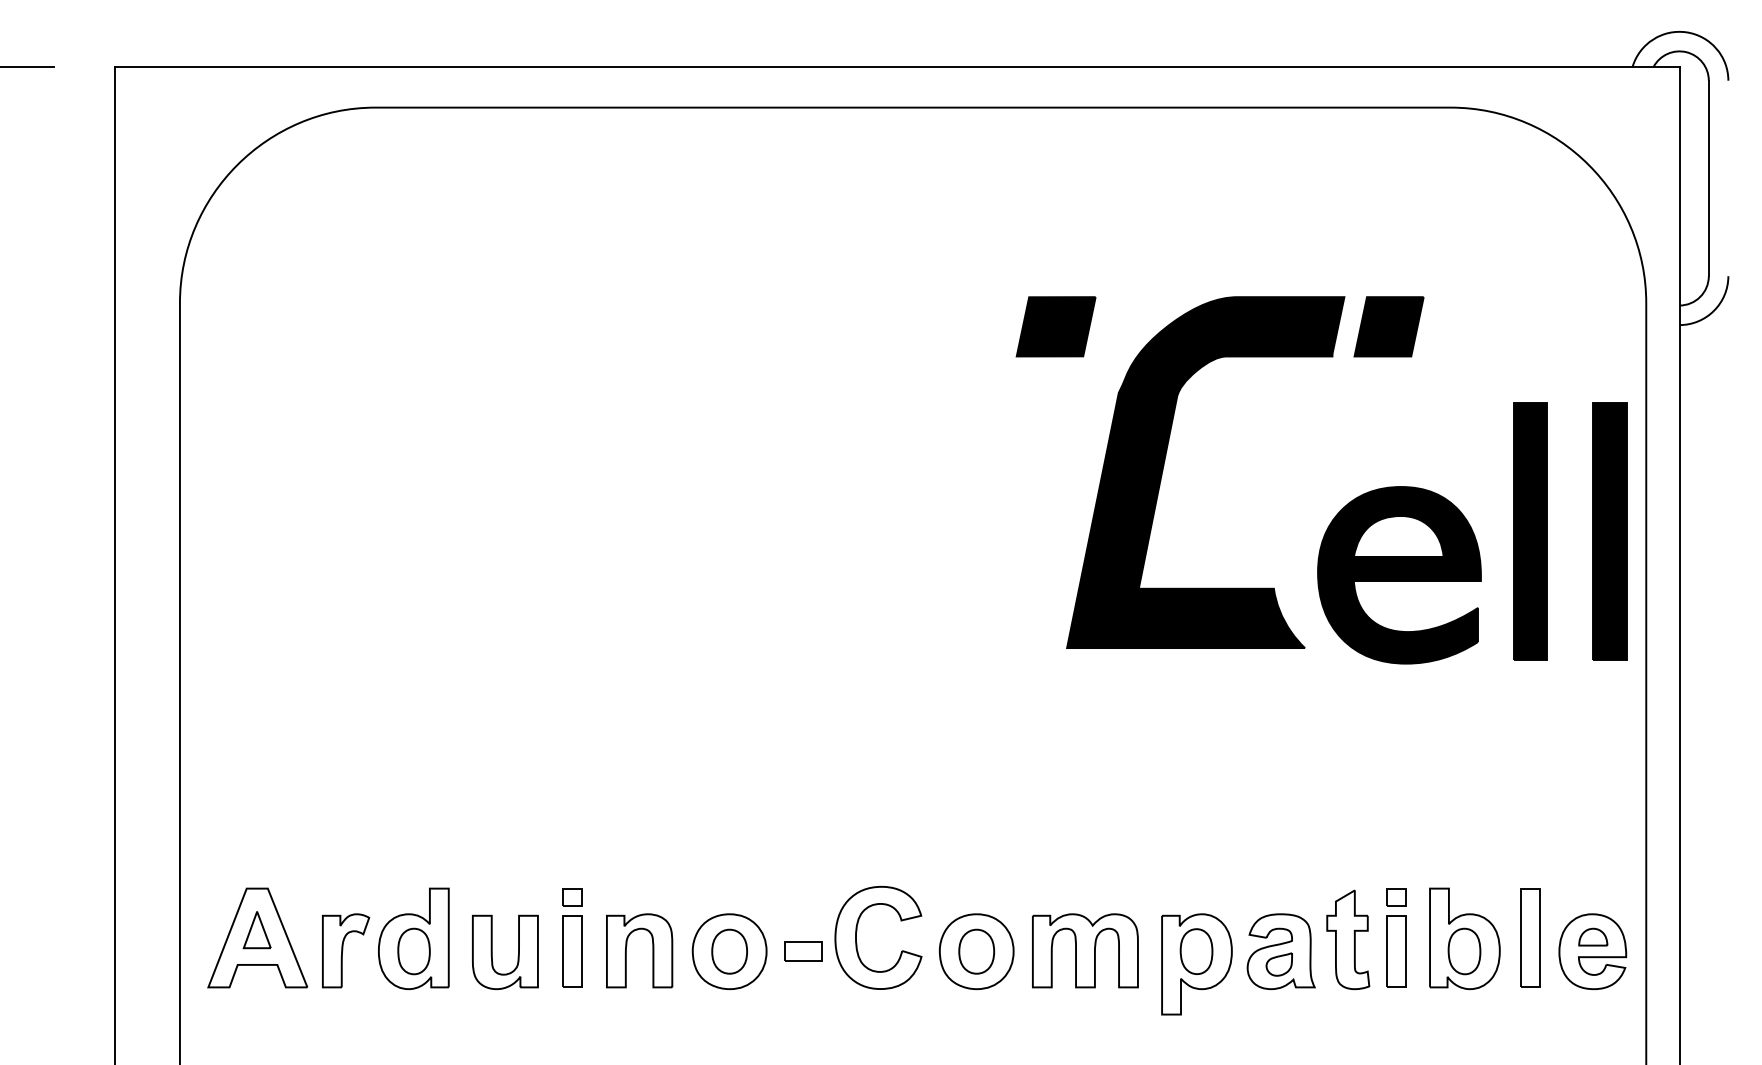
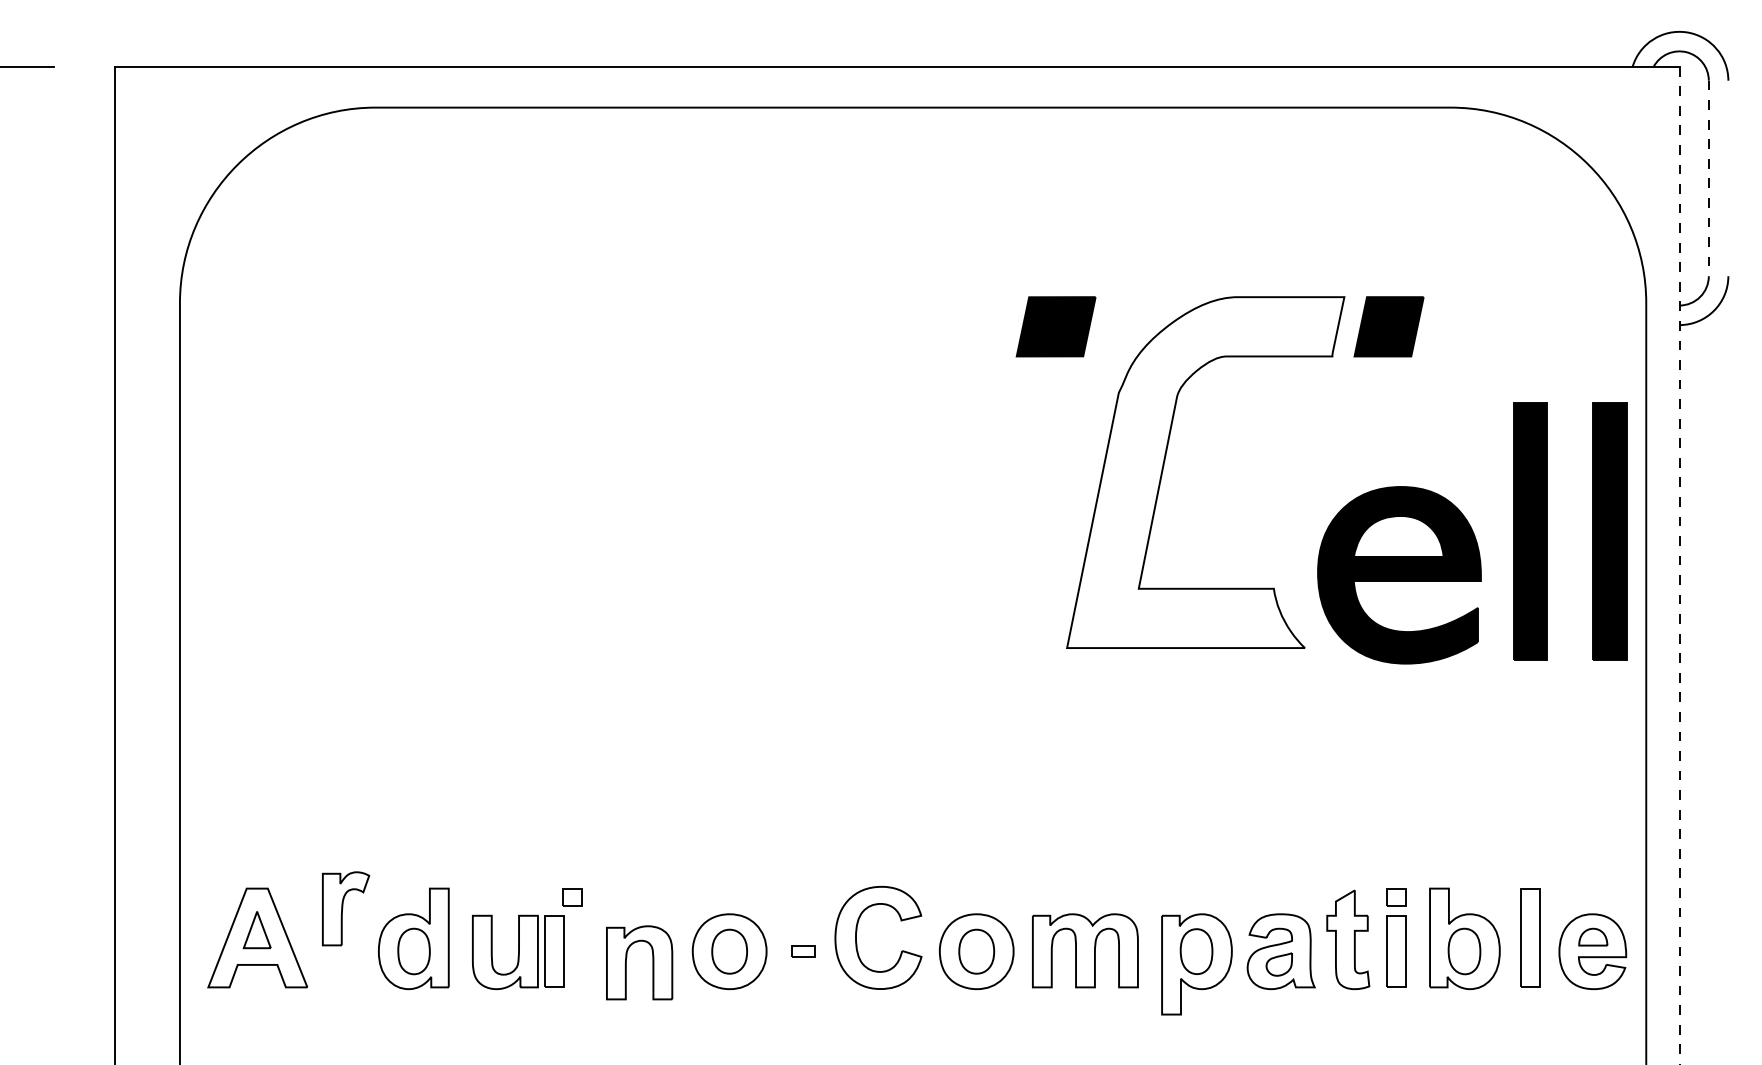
line: solid -> dashed (1708, 178)
fill: present -> none (1205, 472)
line: solid -> dashed (1679, 565)
part position: (627, 945) -> (627, 957) (627, 957)
part position: (346, 950) -> (346, 908) (346, 908)
part position: (572, 951) -> (554, 951) (554, 951)
part size: 39x21 px -> 25x13 px (803, 951)
